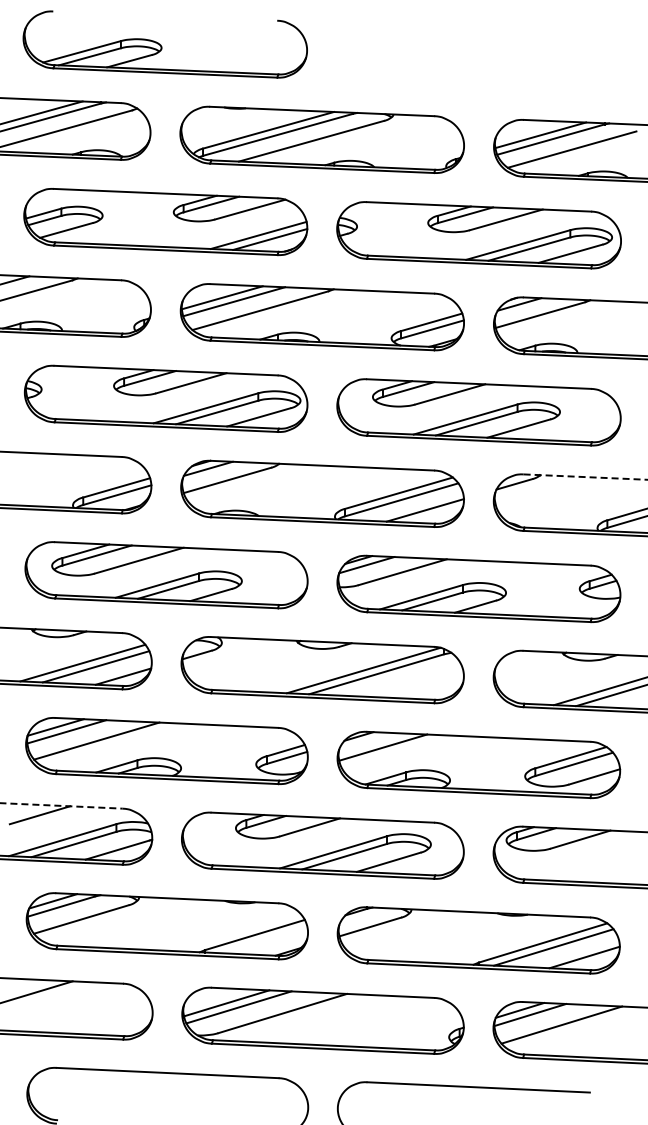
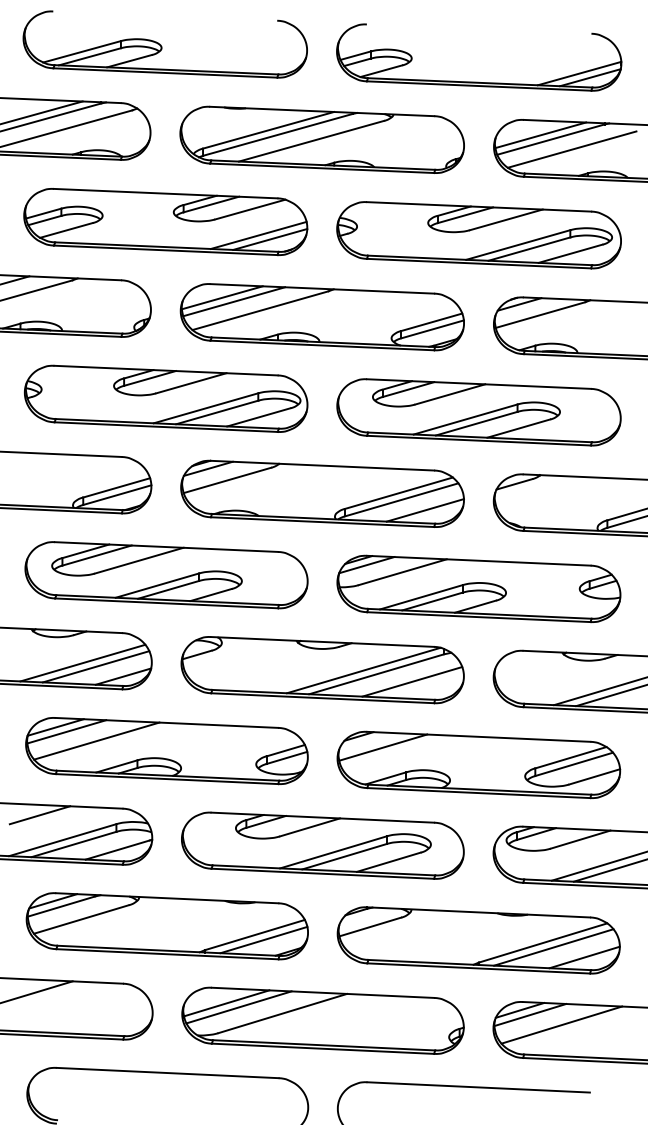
part: none -> present (478, 81)
line: dashed -> solid (585, 477)
line: none -> present (412, 681)
line: dashed -> solid (61, 805)
line: none -> present (597, 866)
line: none -> present (608, 870)
line: none -> present (263, 939)
